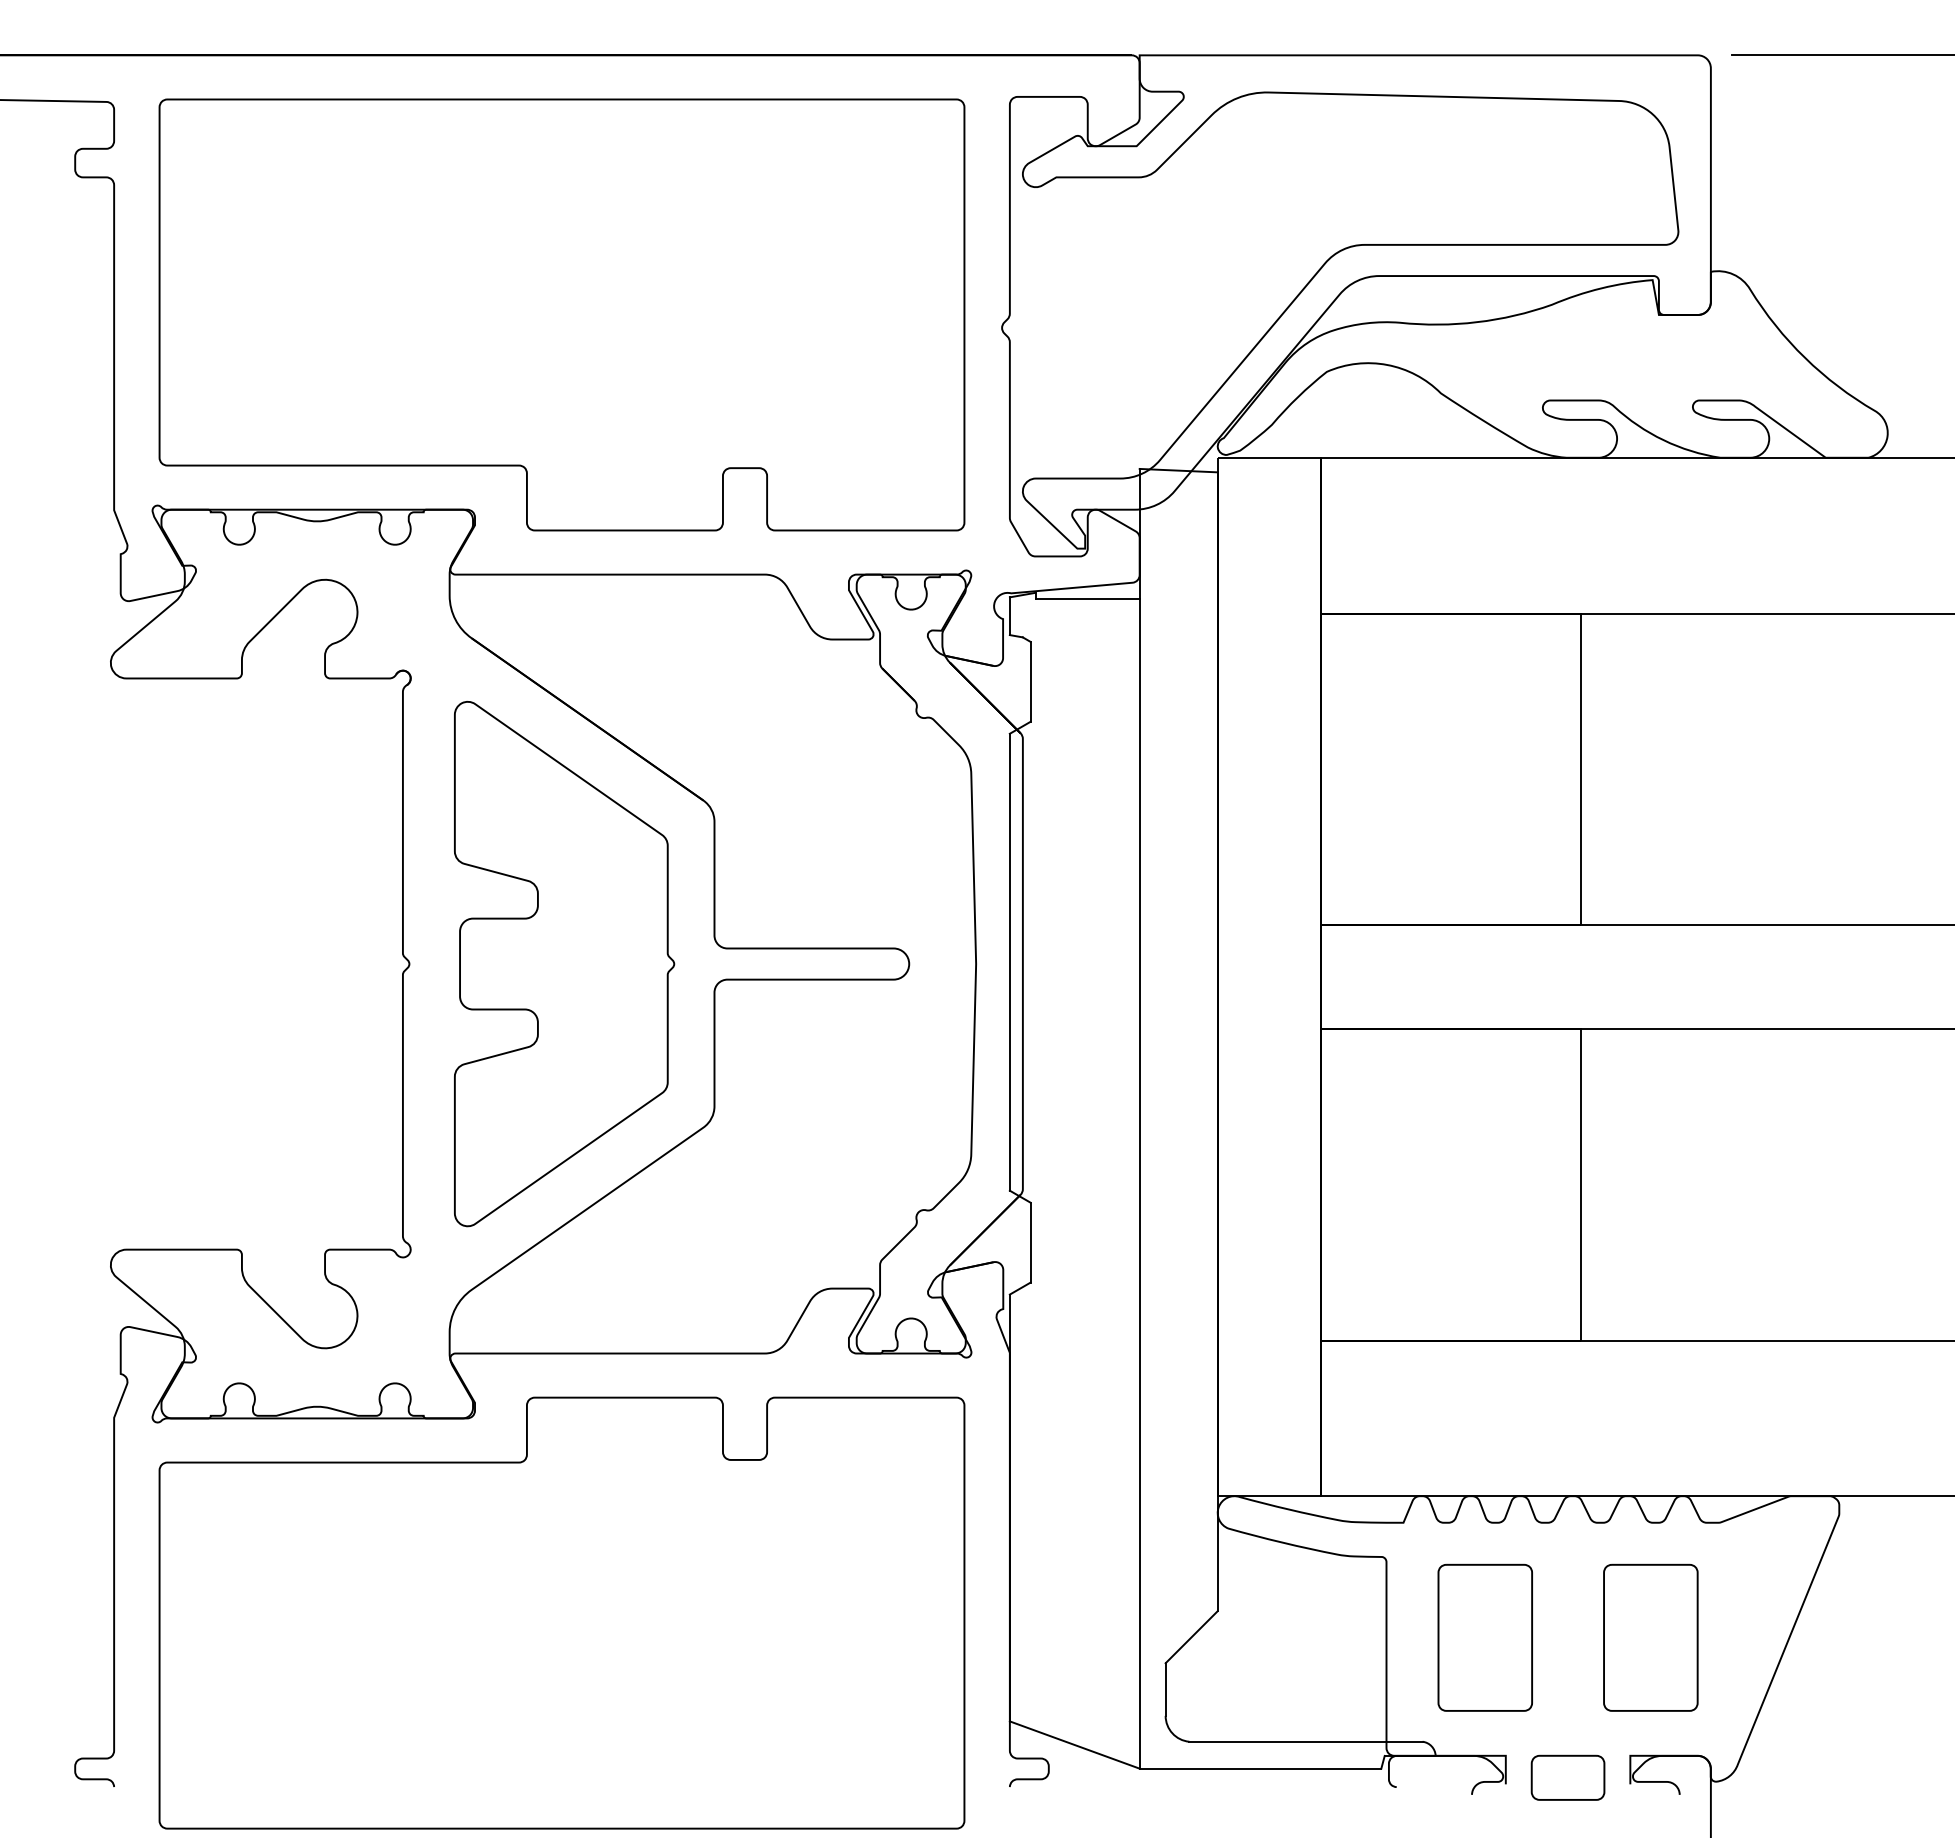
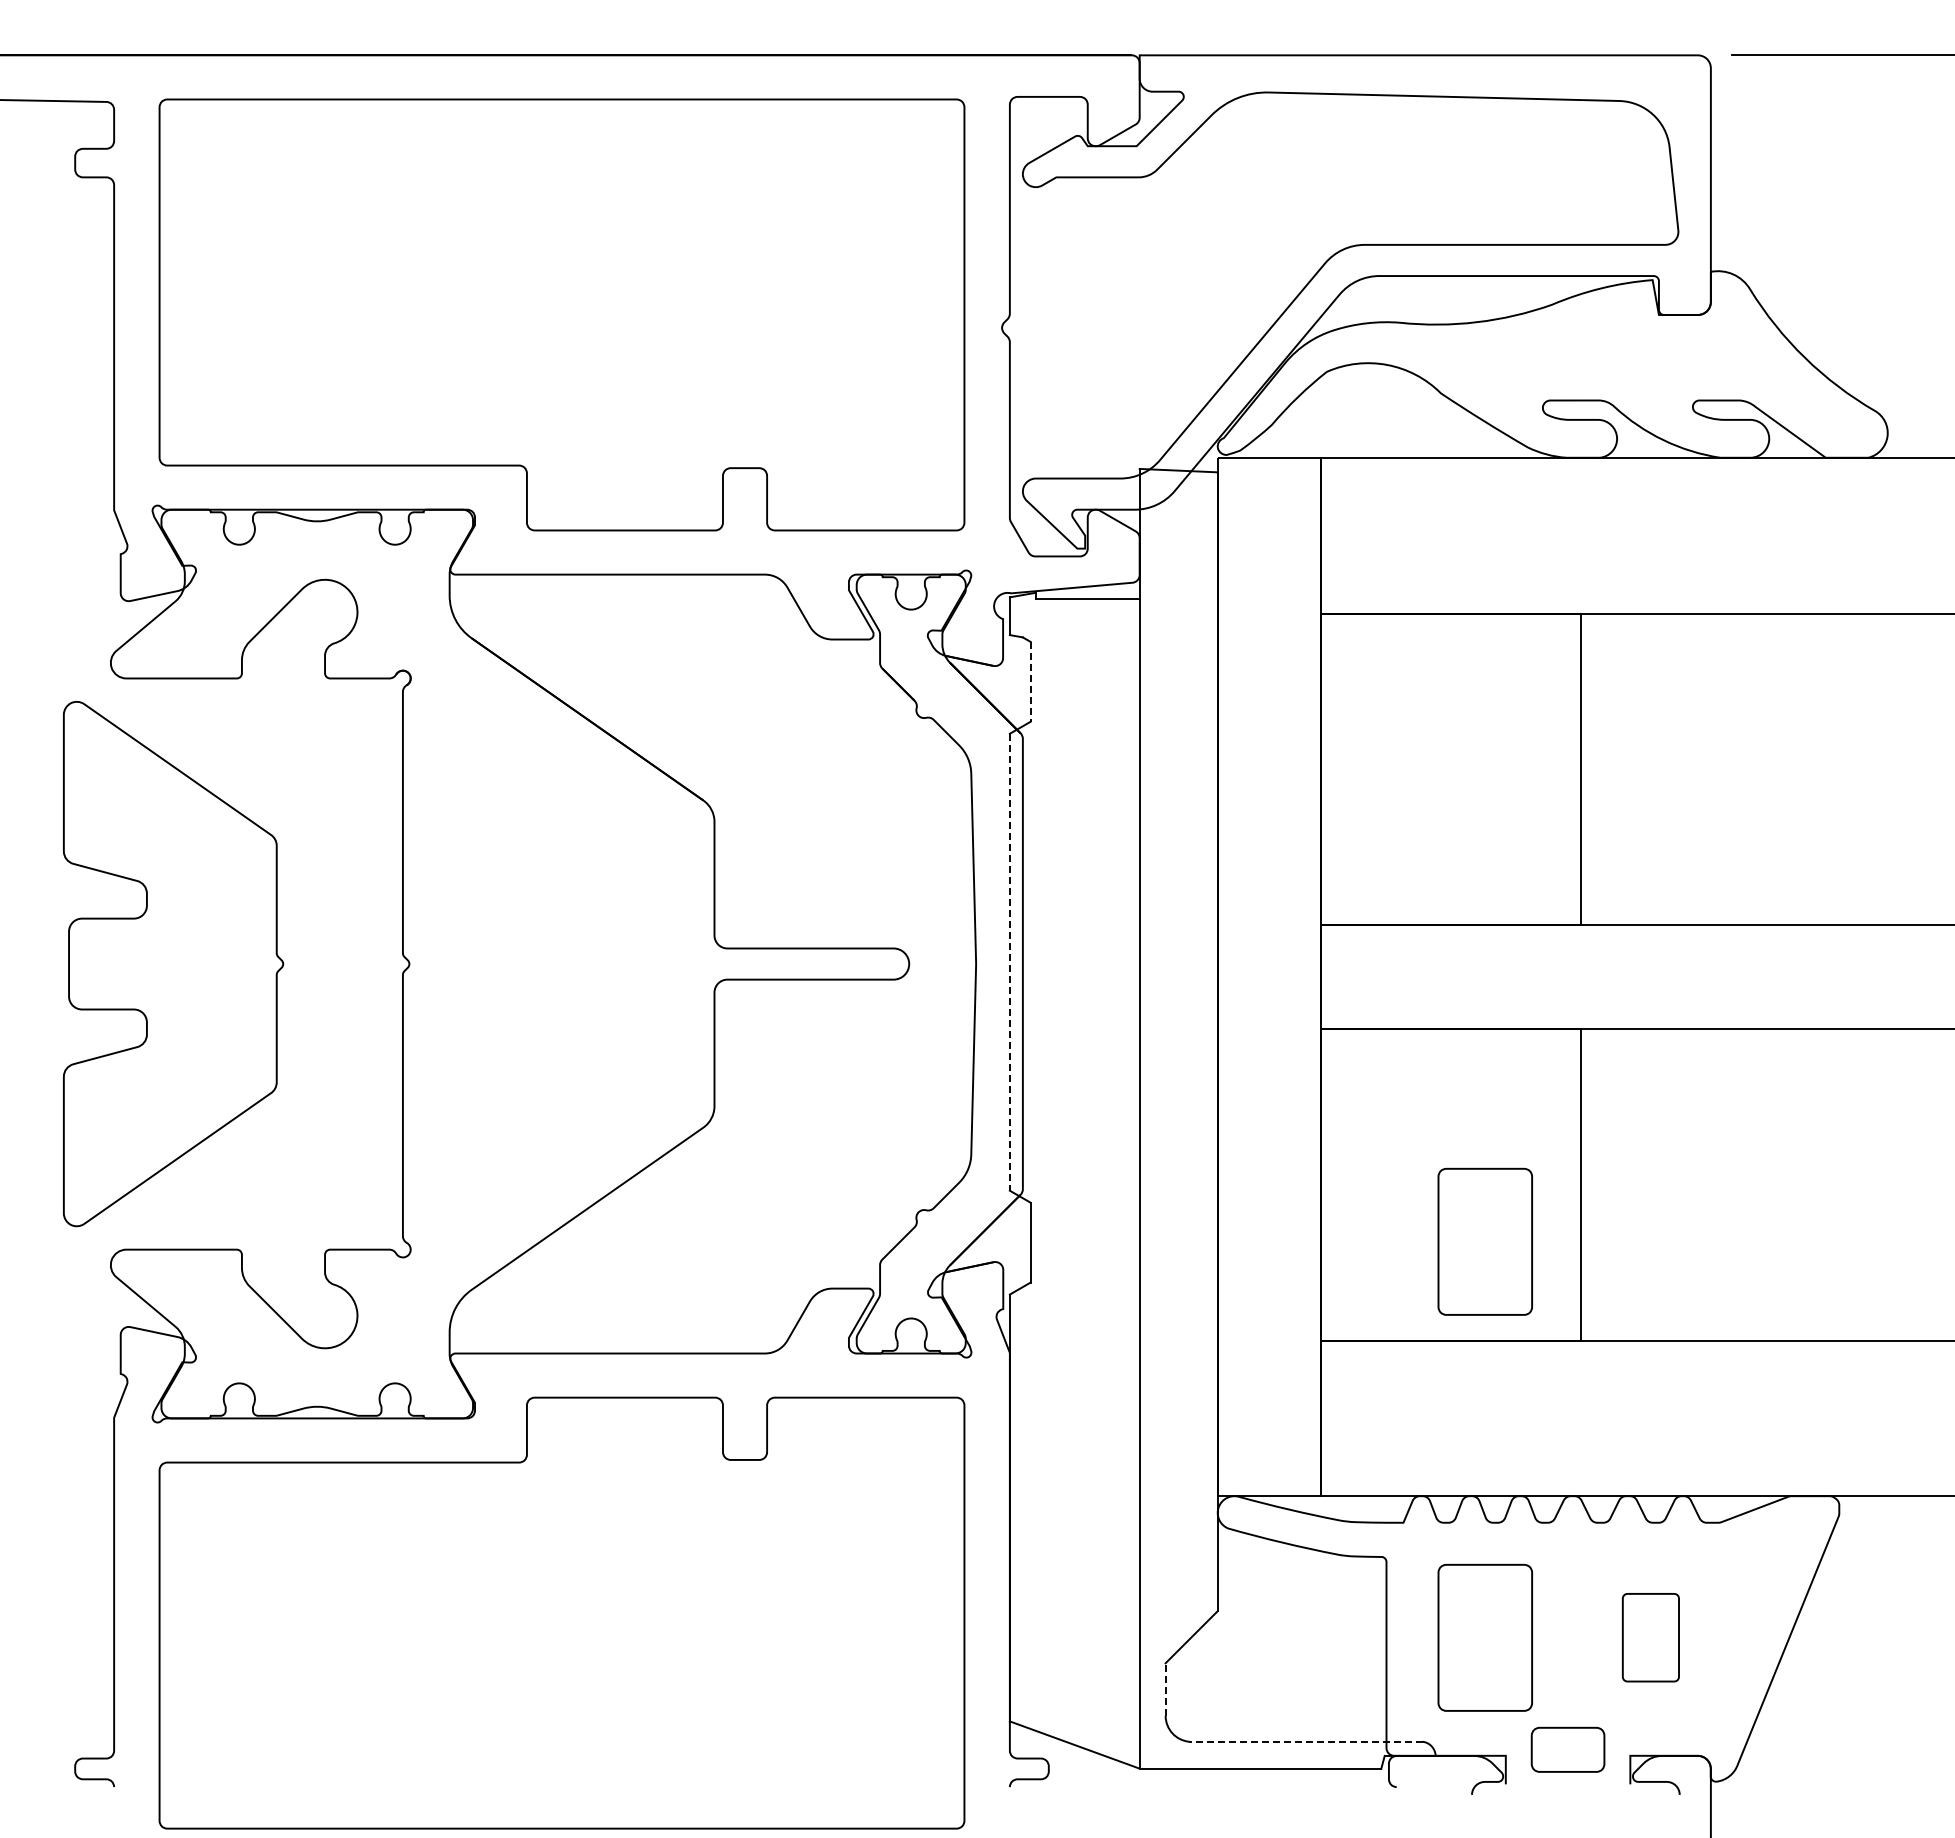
line: solid -> dashed (1030, 681)
line: solid -> dashed (1009, 962)
part position: (564, 964) -> (173, 964) (173, 964)
part: none -> present (1484, 1241)
part size: 96x149 px -> 59x90 px (1650, 1637)
line: solid -> dashed (1165, 1689)
line: solid -> dashed (1305, 1741)
part position: (1567, 1777) -> (1567, 1749) (1567, 1749)
